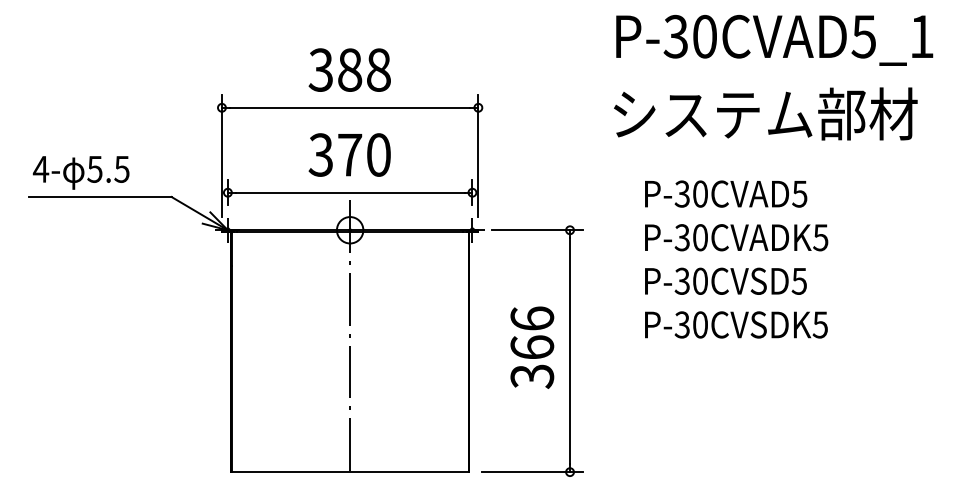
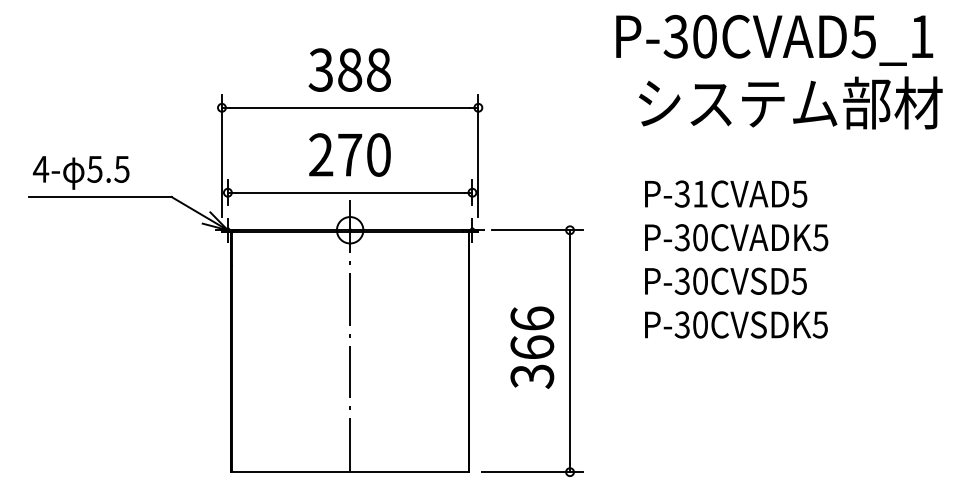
text position: (765, 113) -> (790, 102) (790, 102)
text: 370 -> 270 (320, 154)
text: P-30CVAD5 -> P-31CVAD5 (700, 193)
